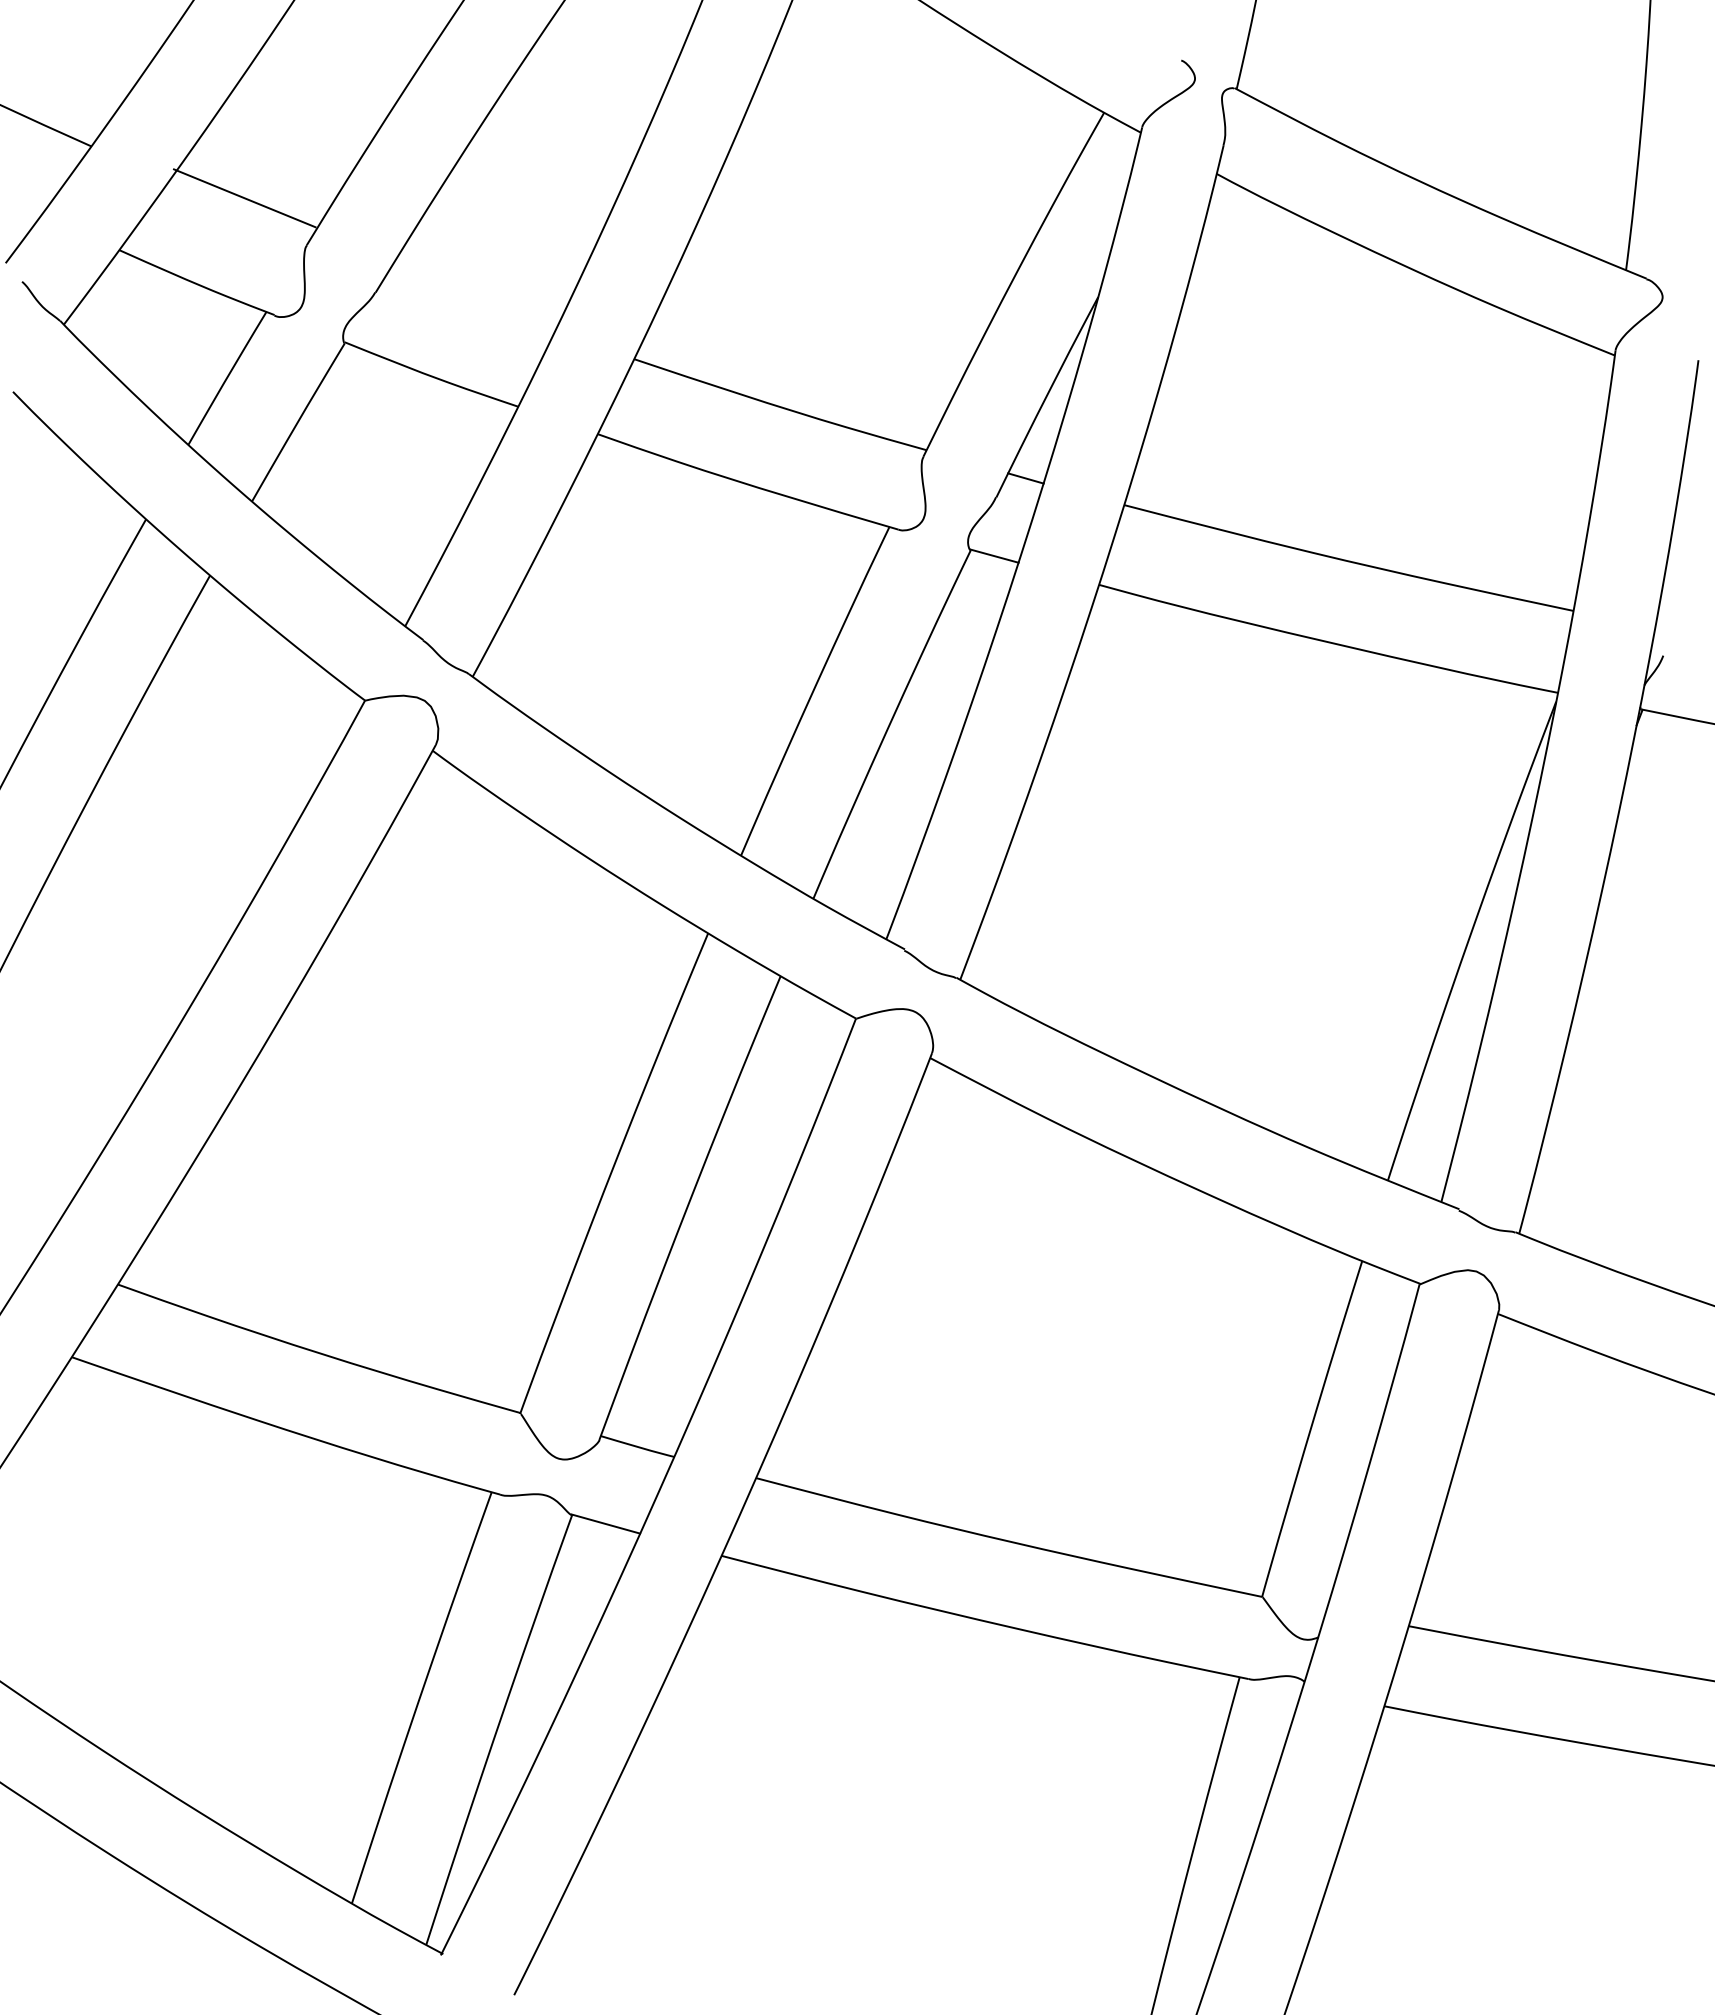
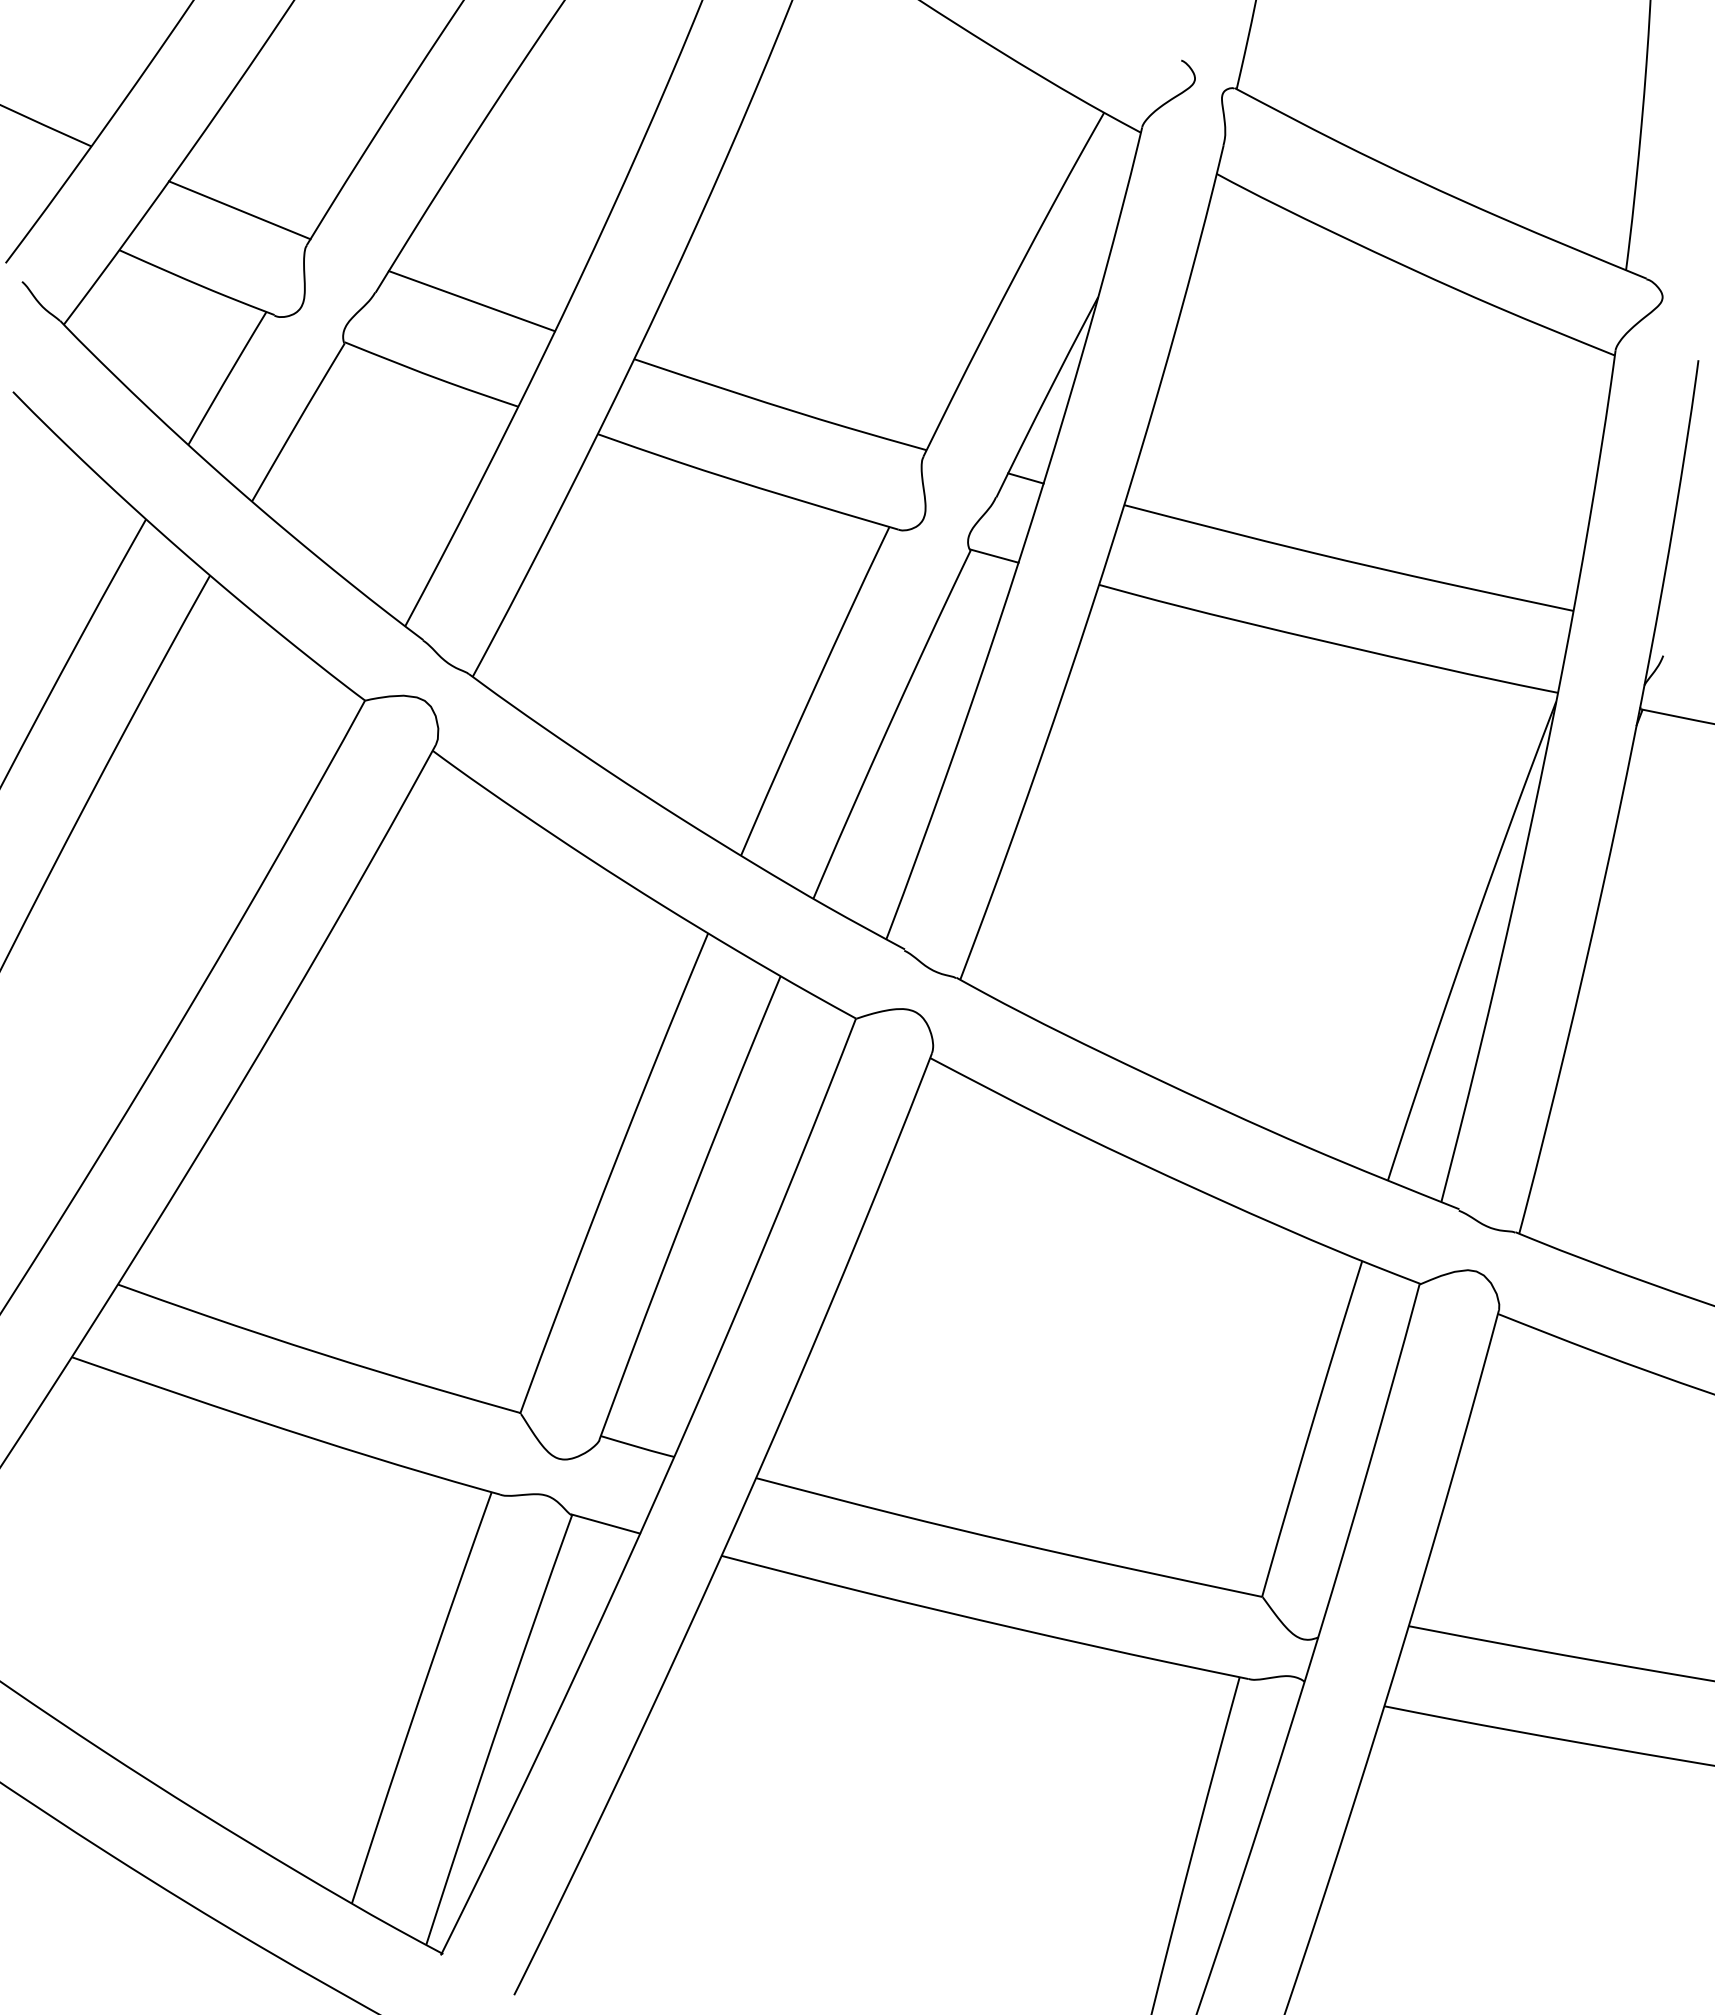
line position: (244, 198) -> (239, 210) (239, 210)
line: none -> present (471, 301)
